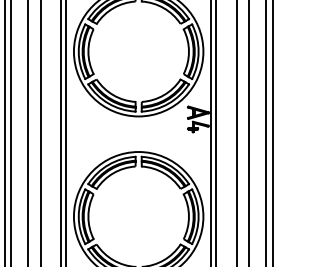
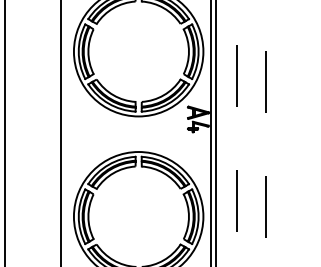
line: present -> none (11, 132)
line: present -> none (28, 132)
line: present -> none (40, 132)
line: present -> none (65, 132)
line: present -> none (249, 132)
line: present -> none (272, 132)
line: solid -> dashed (236, 133)
line: solid -> dashed (266, 133)
